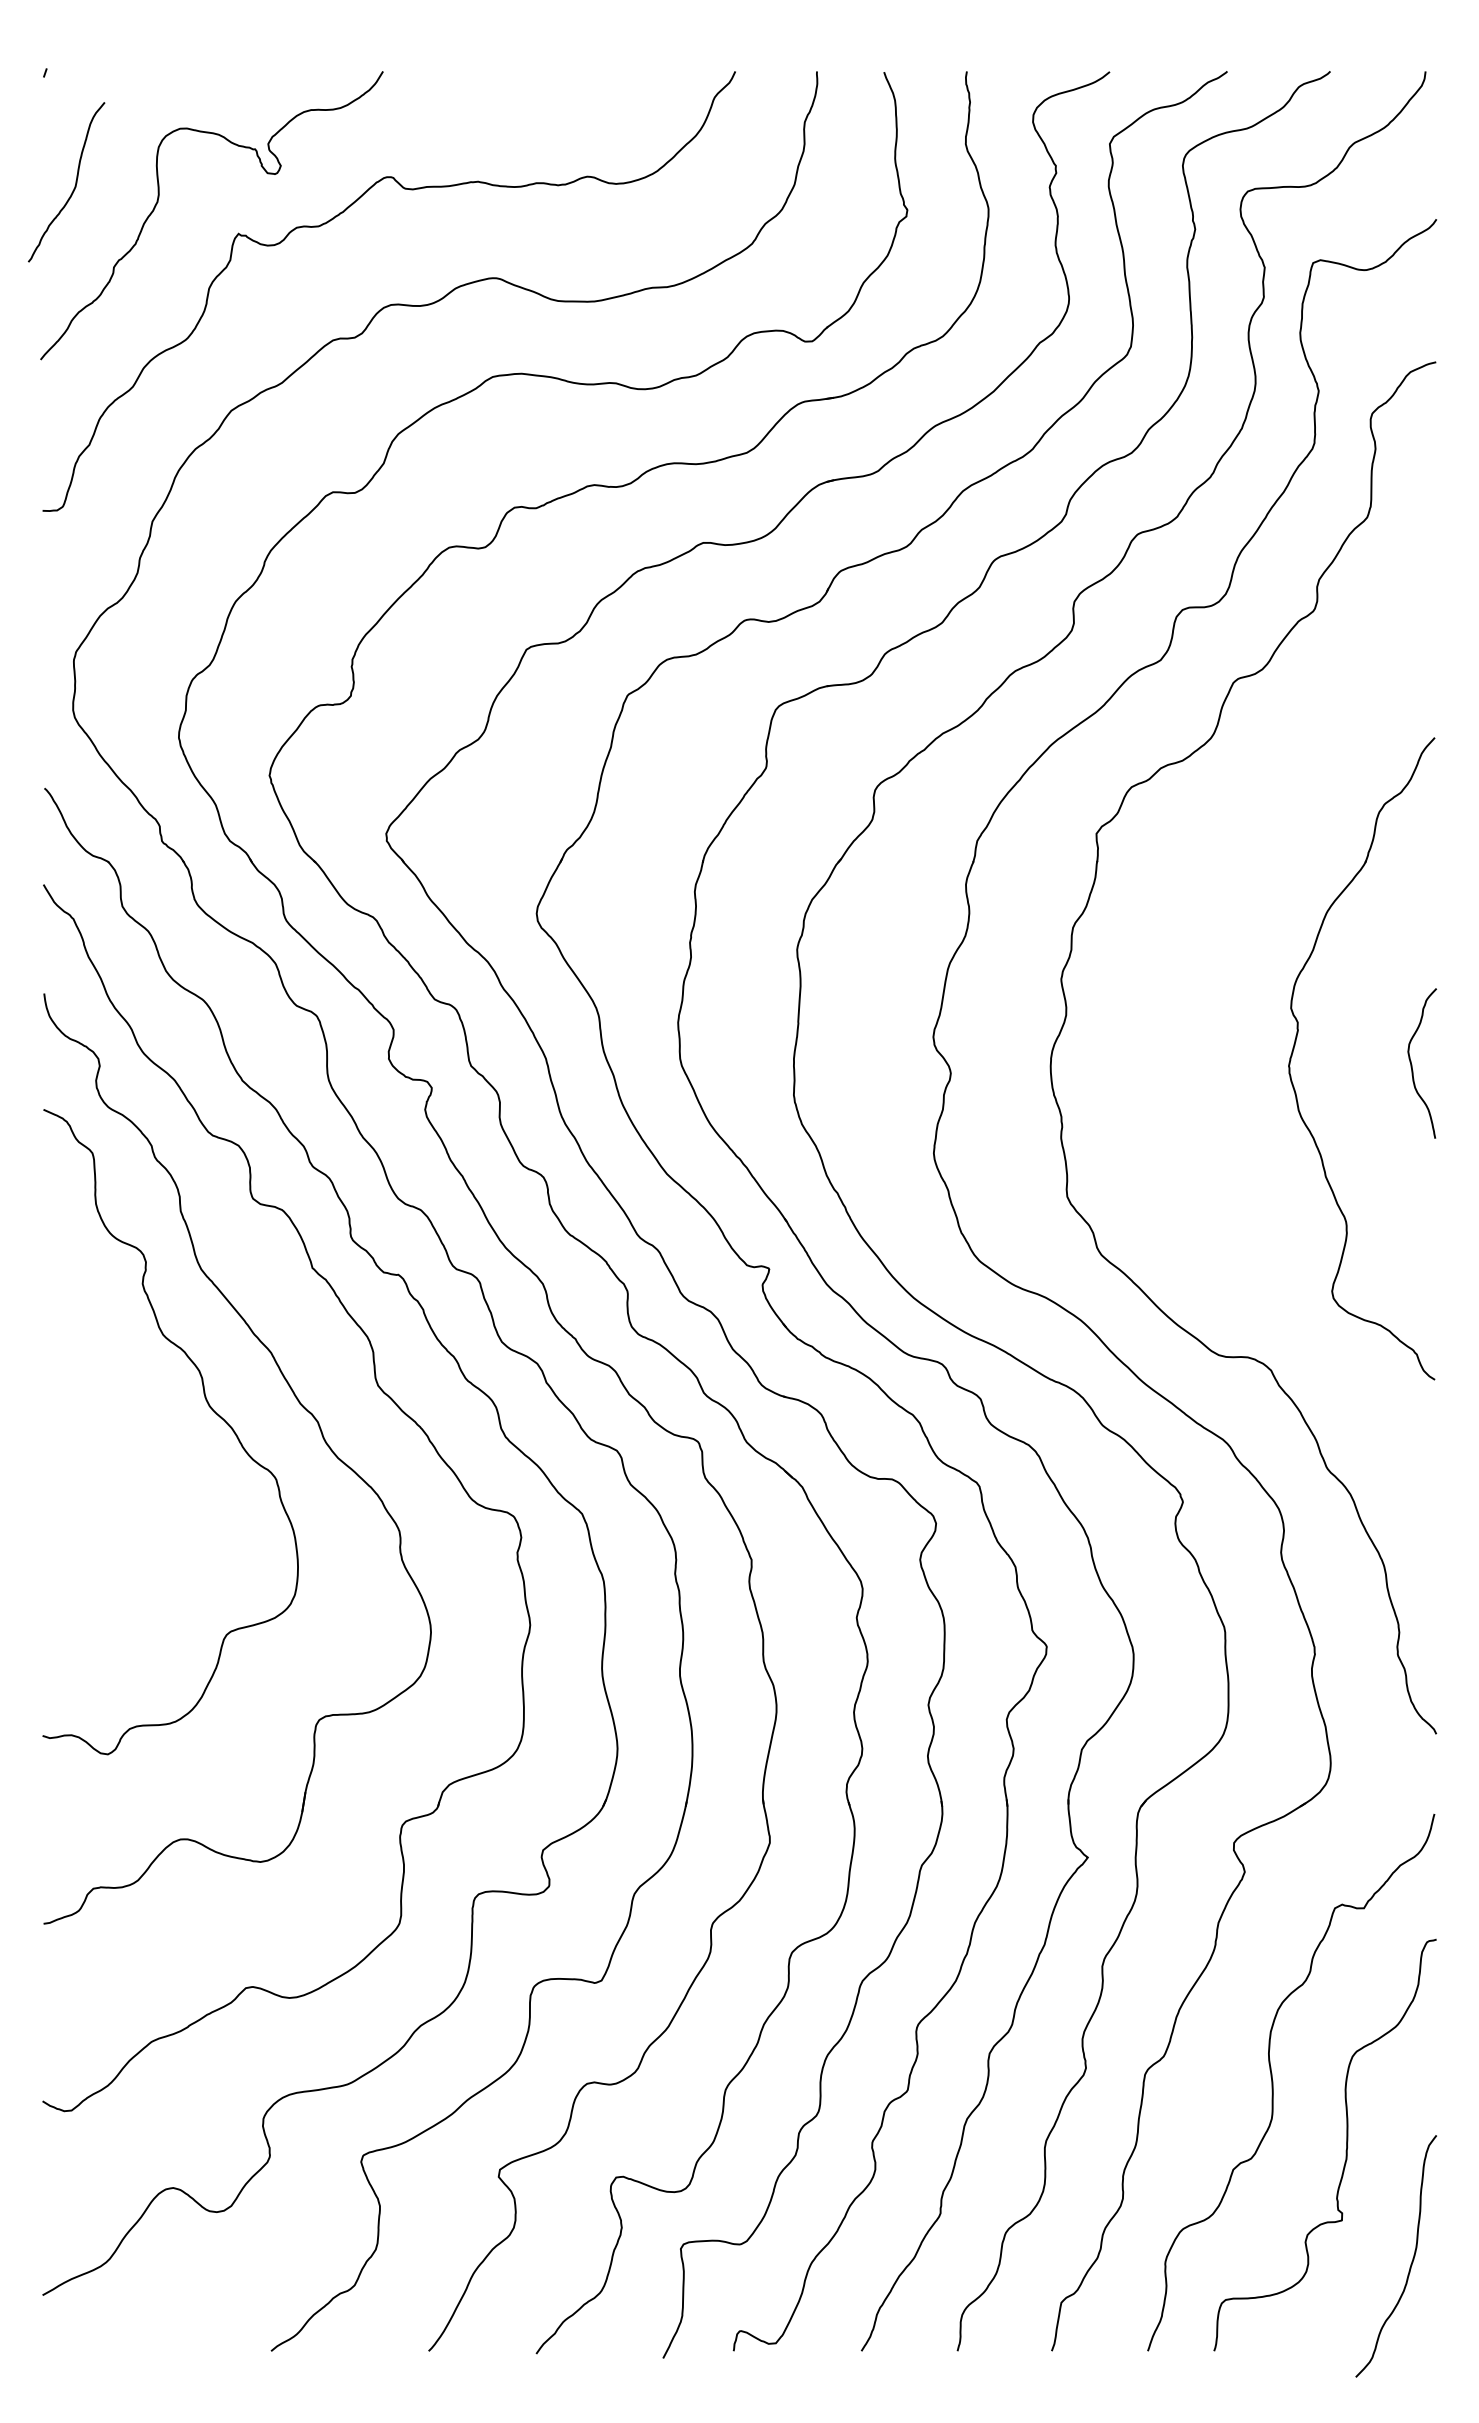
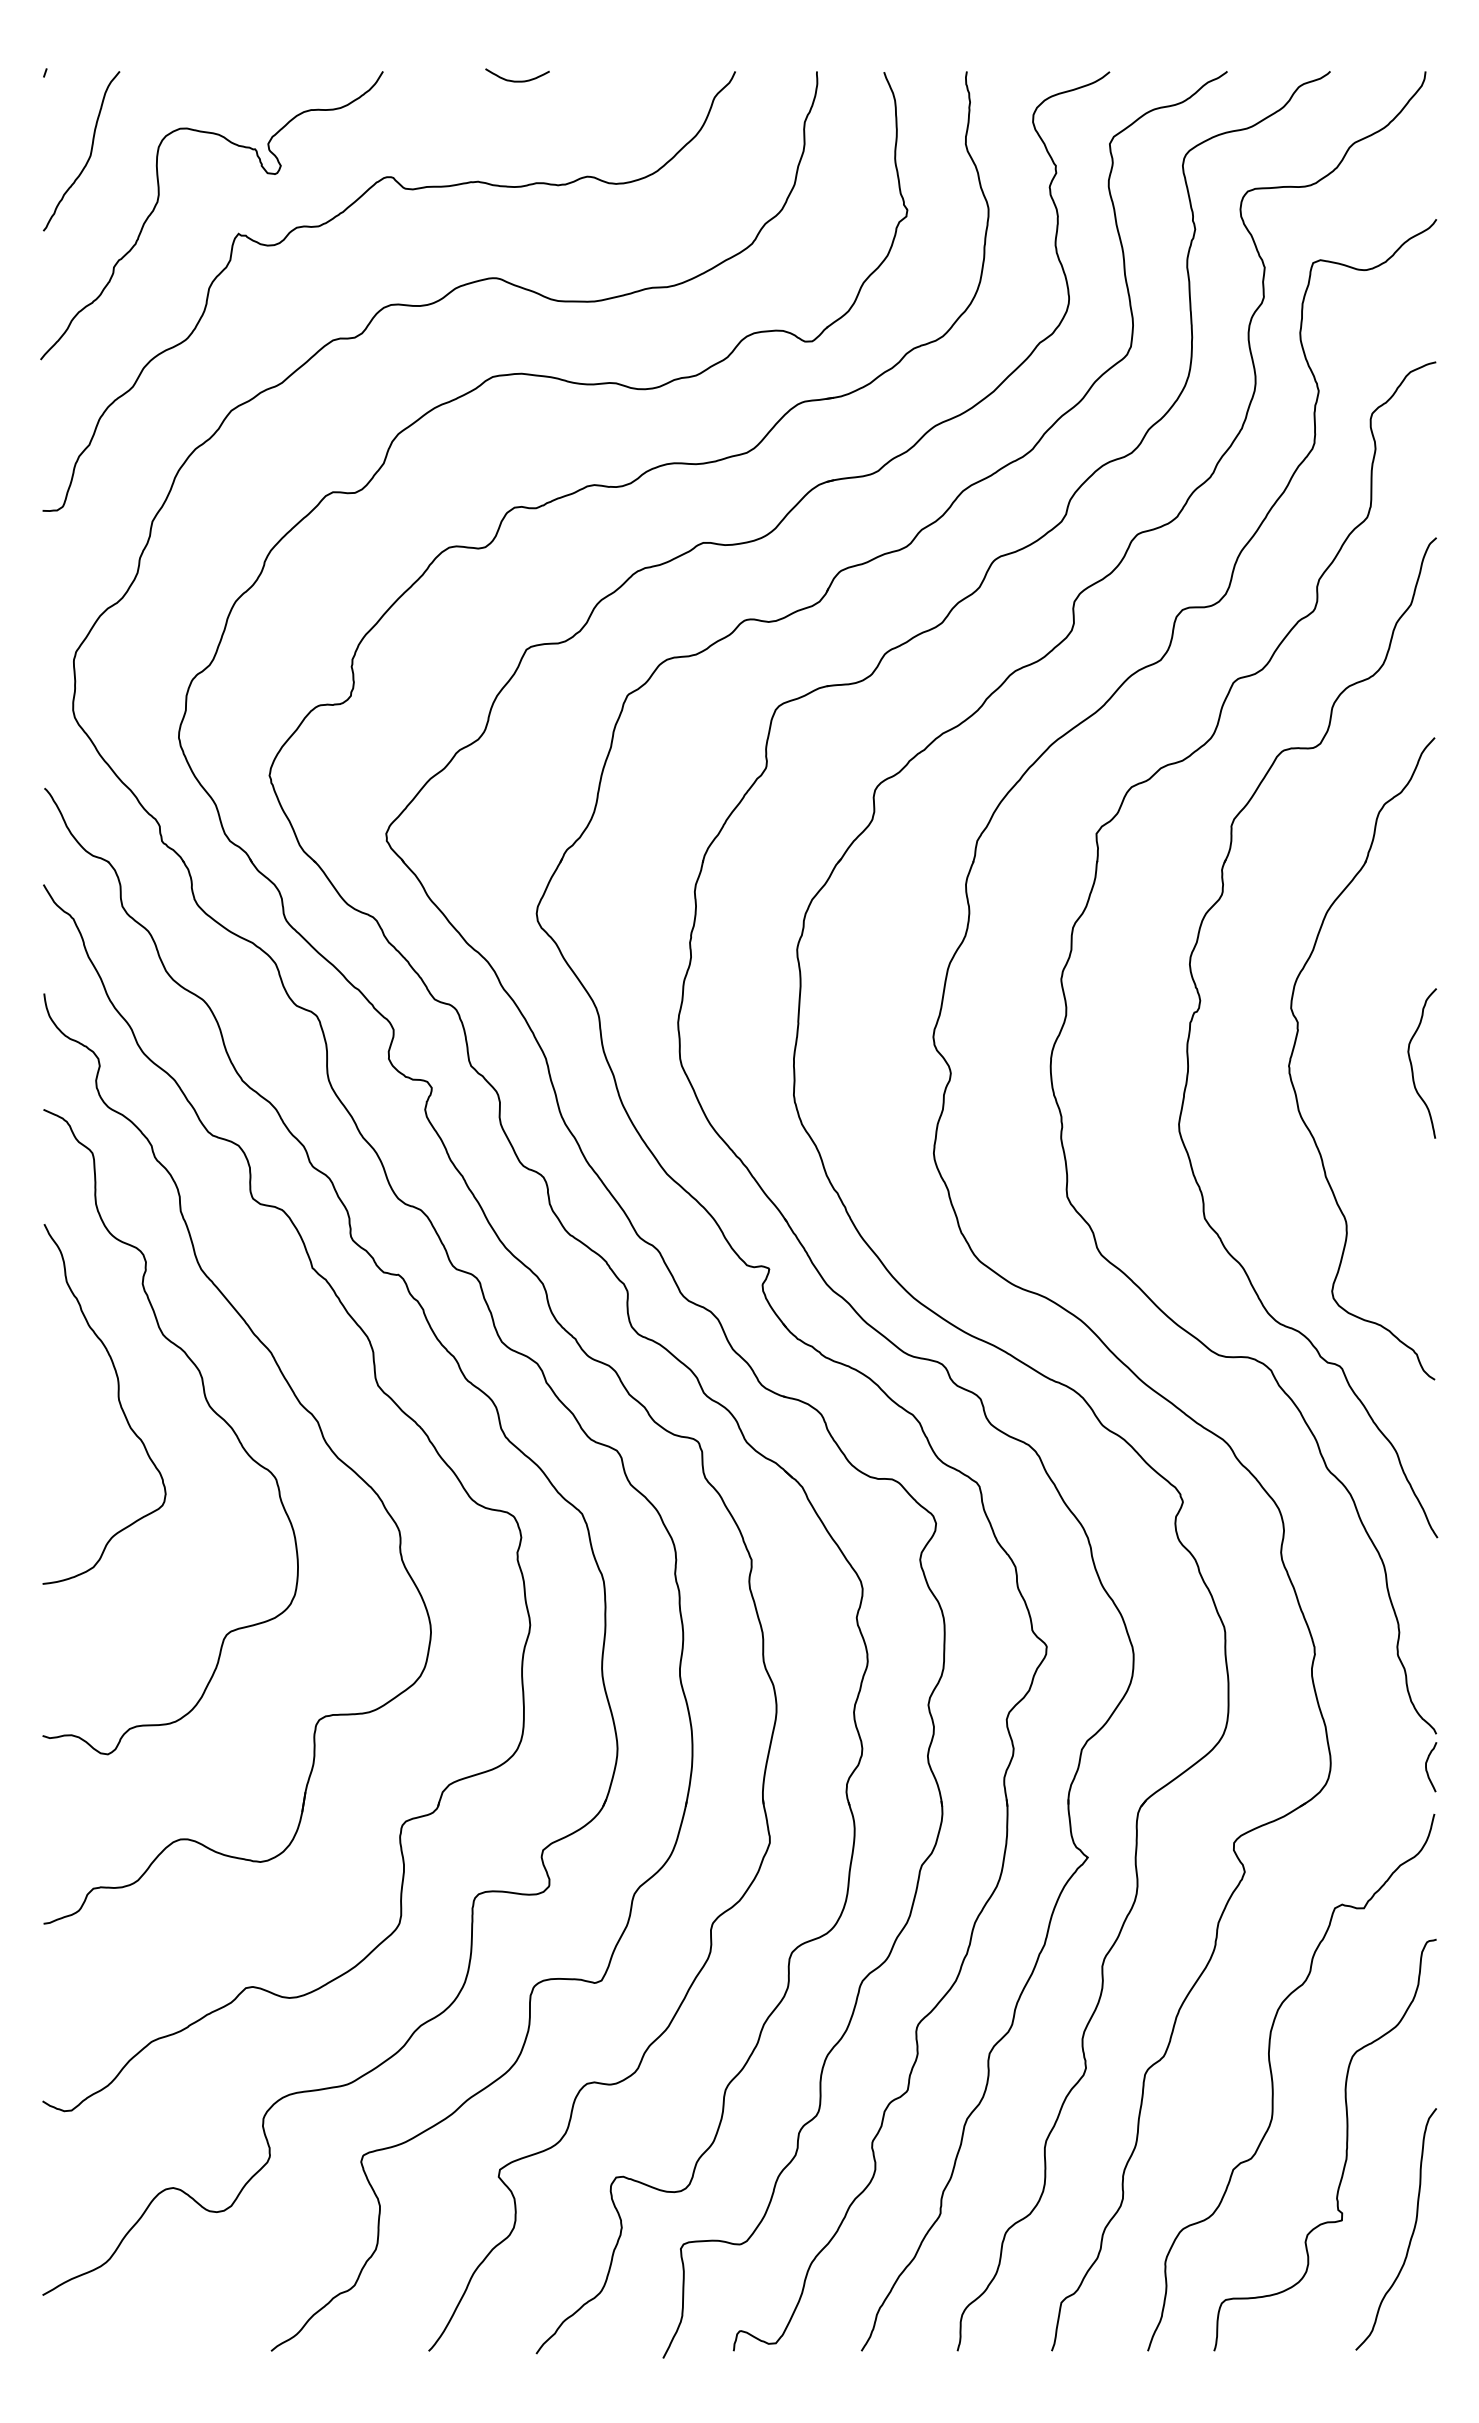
curve: none -> present (517, 80)
curve position: (74, 185) -> (89, 154) (89, 154)
part: none -> present (1200, 1007)
curve: none -> present (118, 1402)
curve: none -> present (1427, 1769)
curve position: (1411, 2261) -> (1411, 2234) (1411, 2234)
